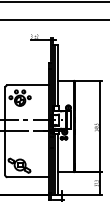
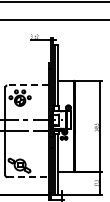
line: solid -> dashed (28, 85)
line: solid -> dashed (28, 177)
